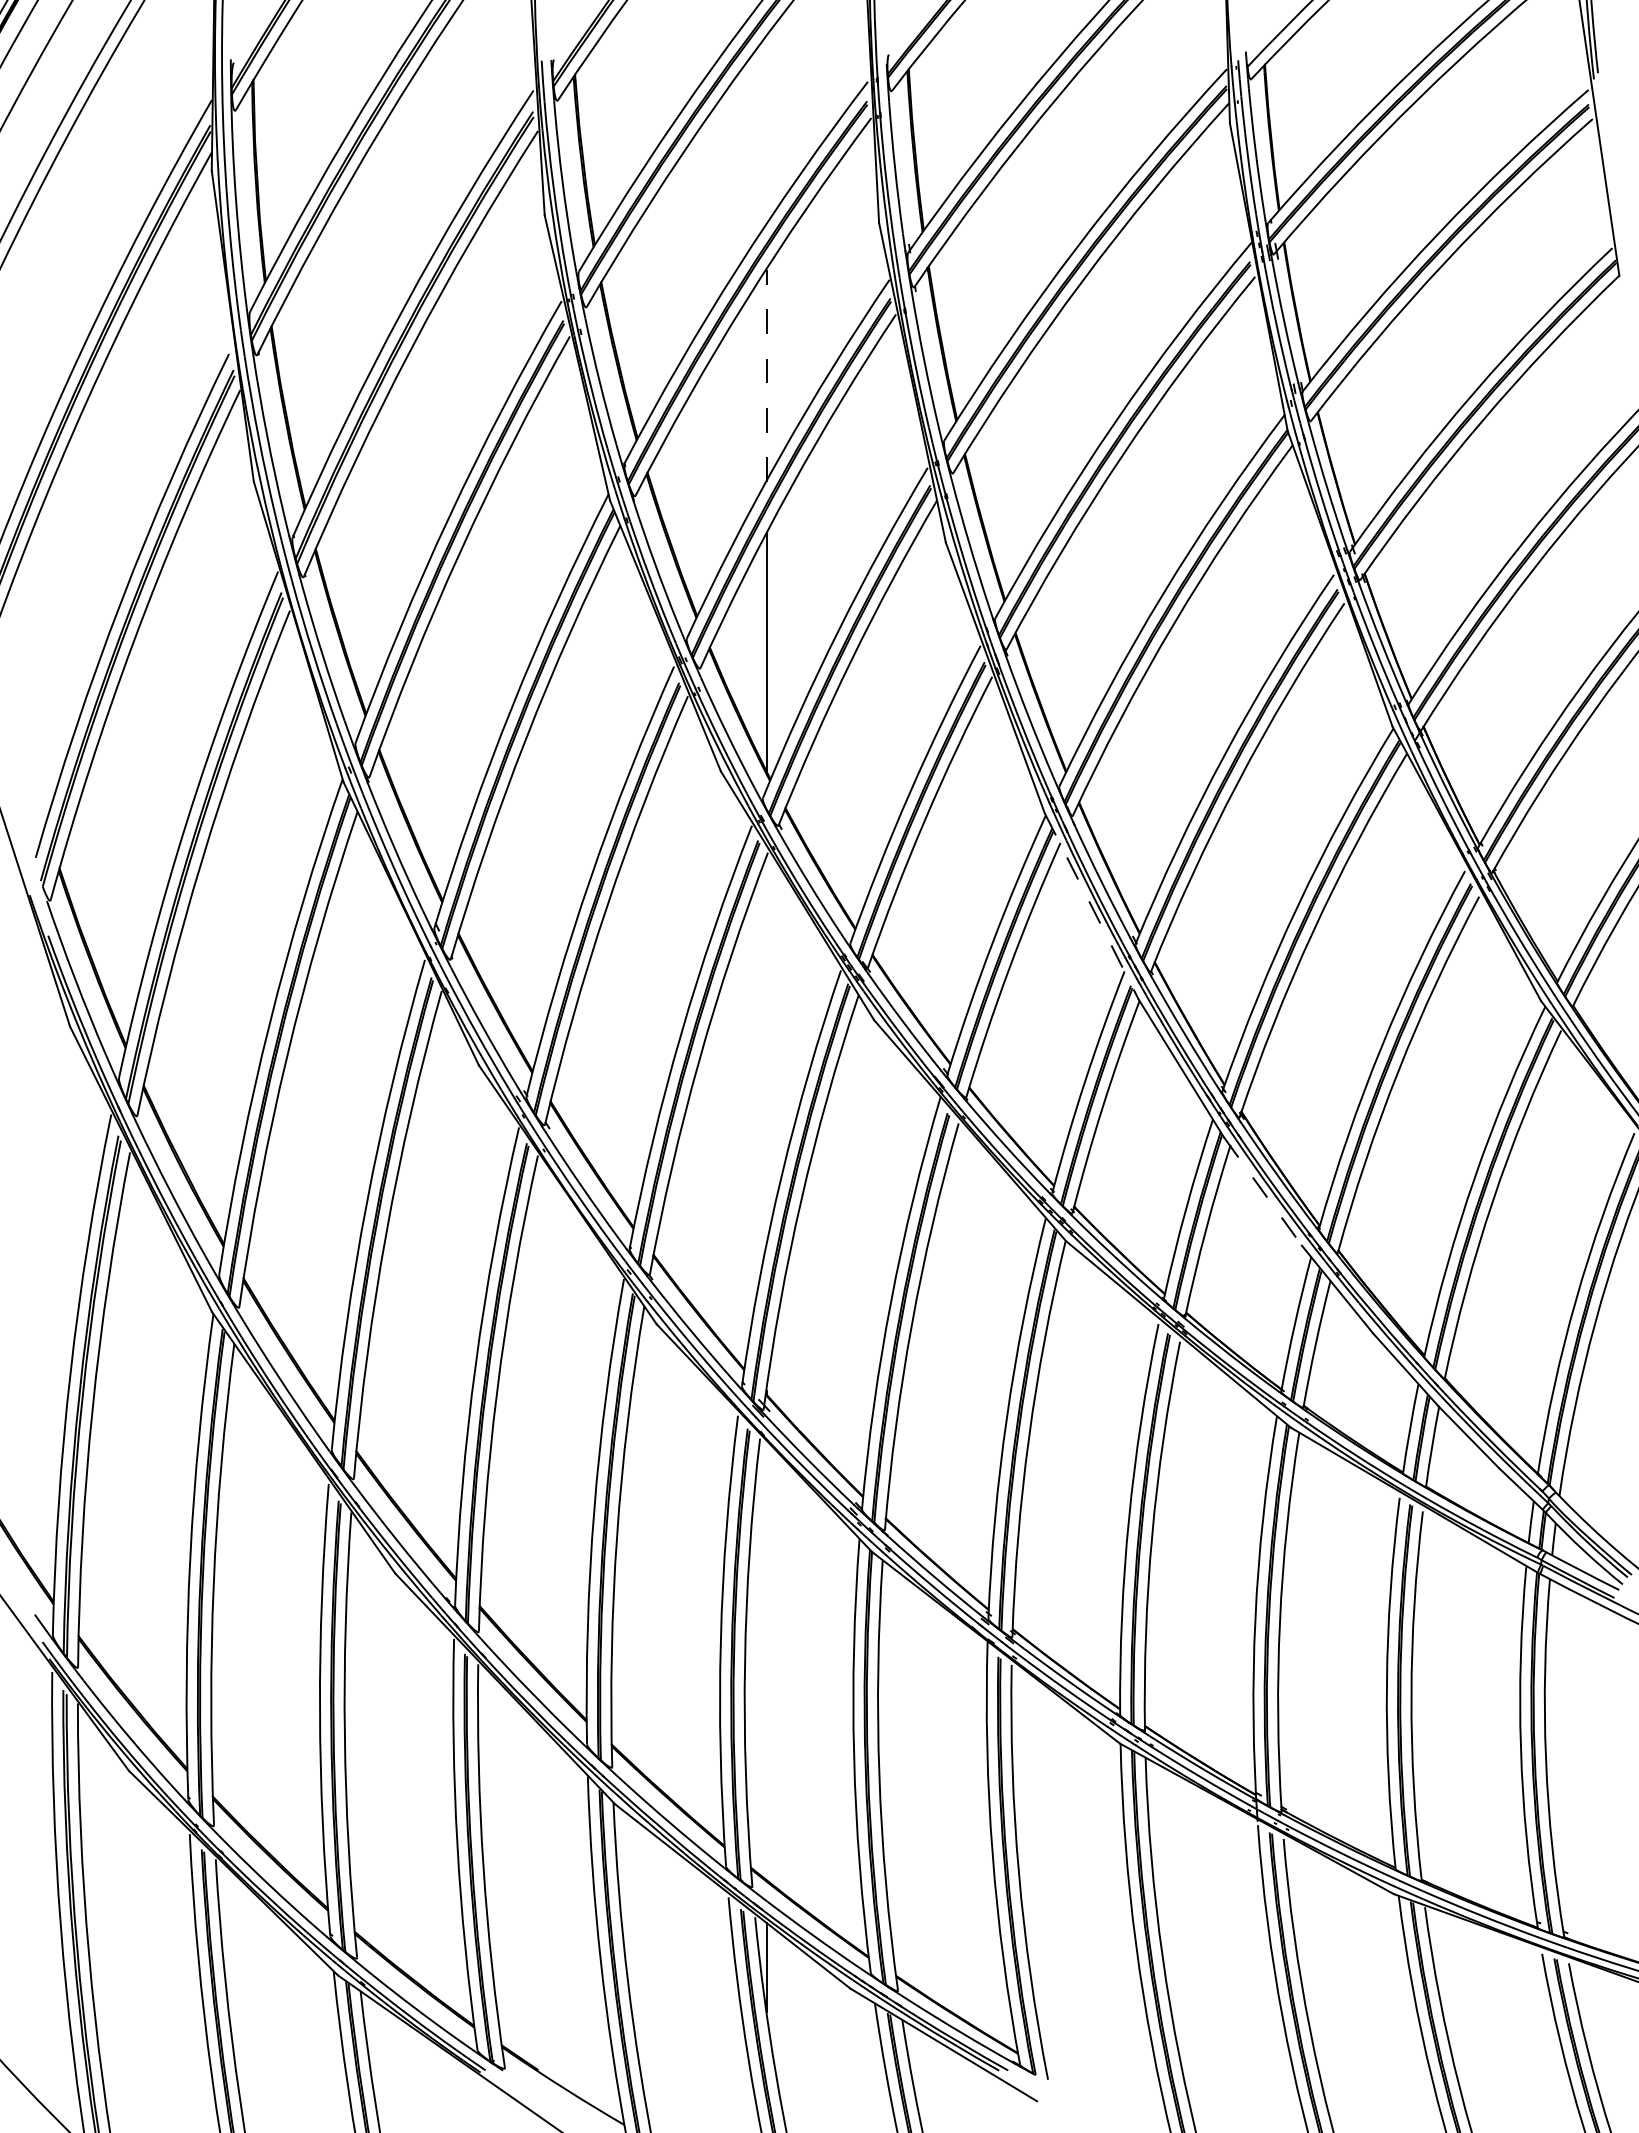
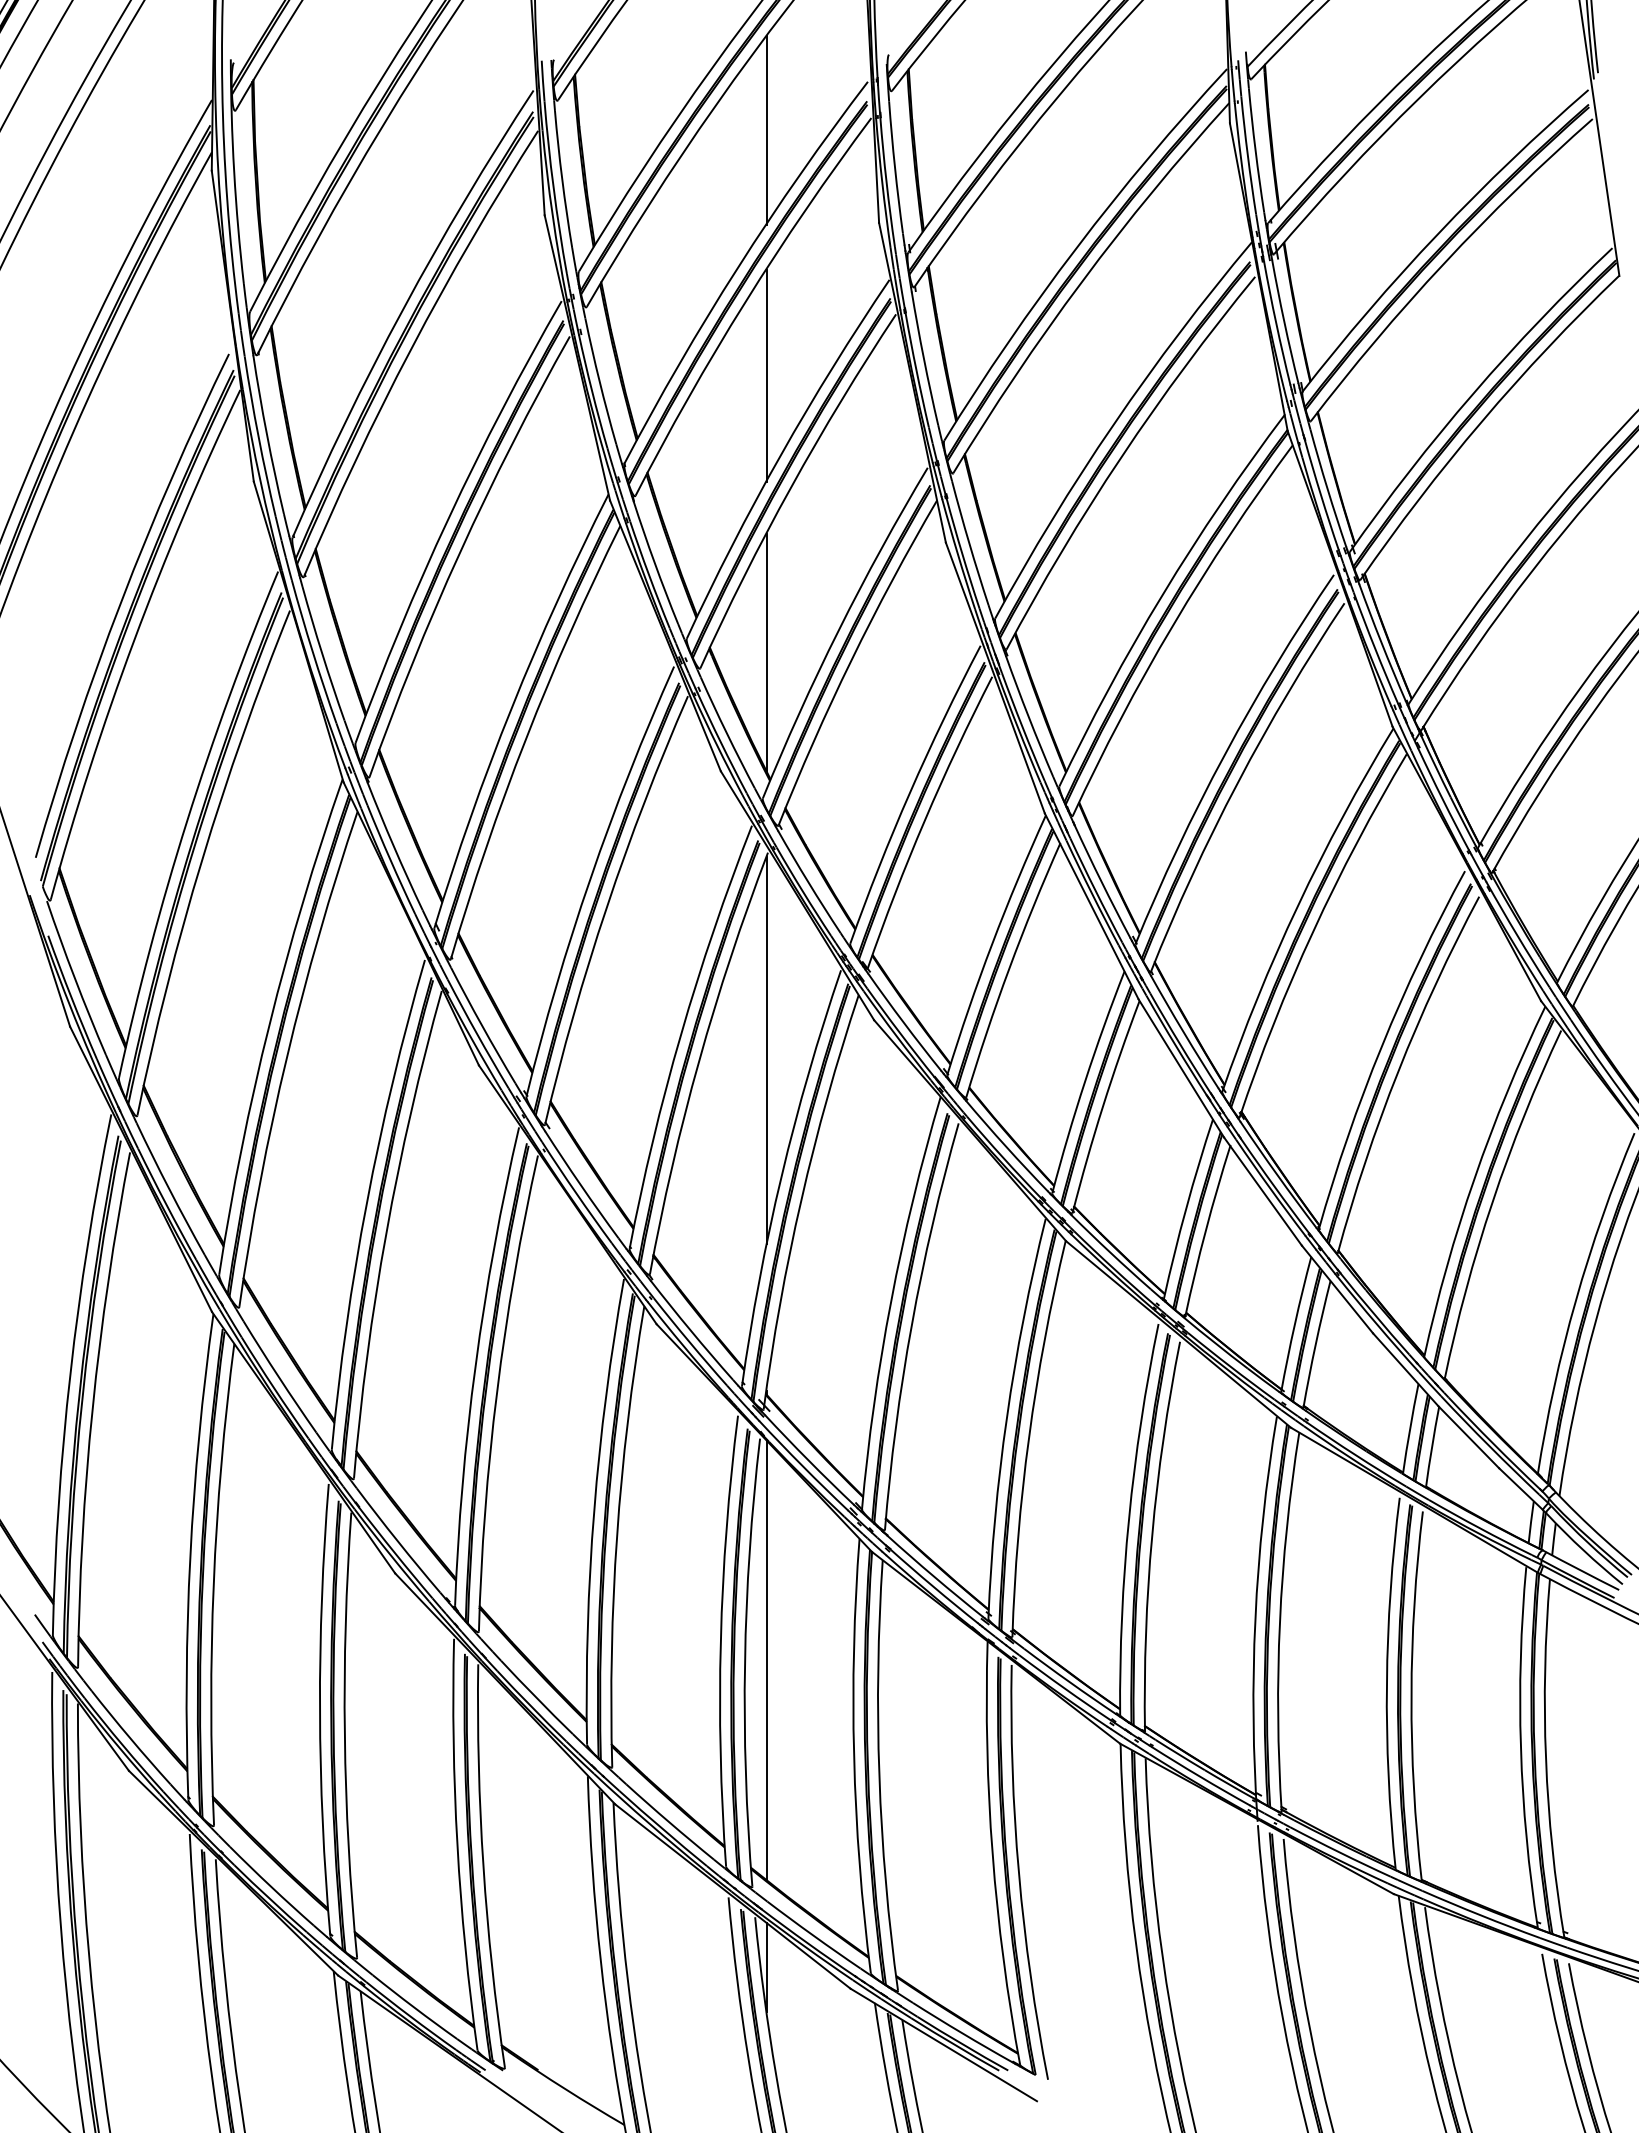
line: none -> present (766, 129)
line: dashed -> solid (766, 376)
line: dashed -> solid (1091, 906)
line: none -> present (766, 1050)
line: dashed -> solid (1262, 1191)
line: none -> present (766, 1660)
